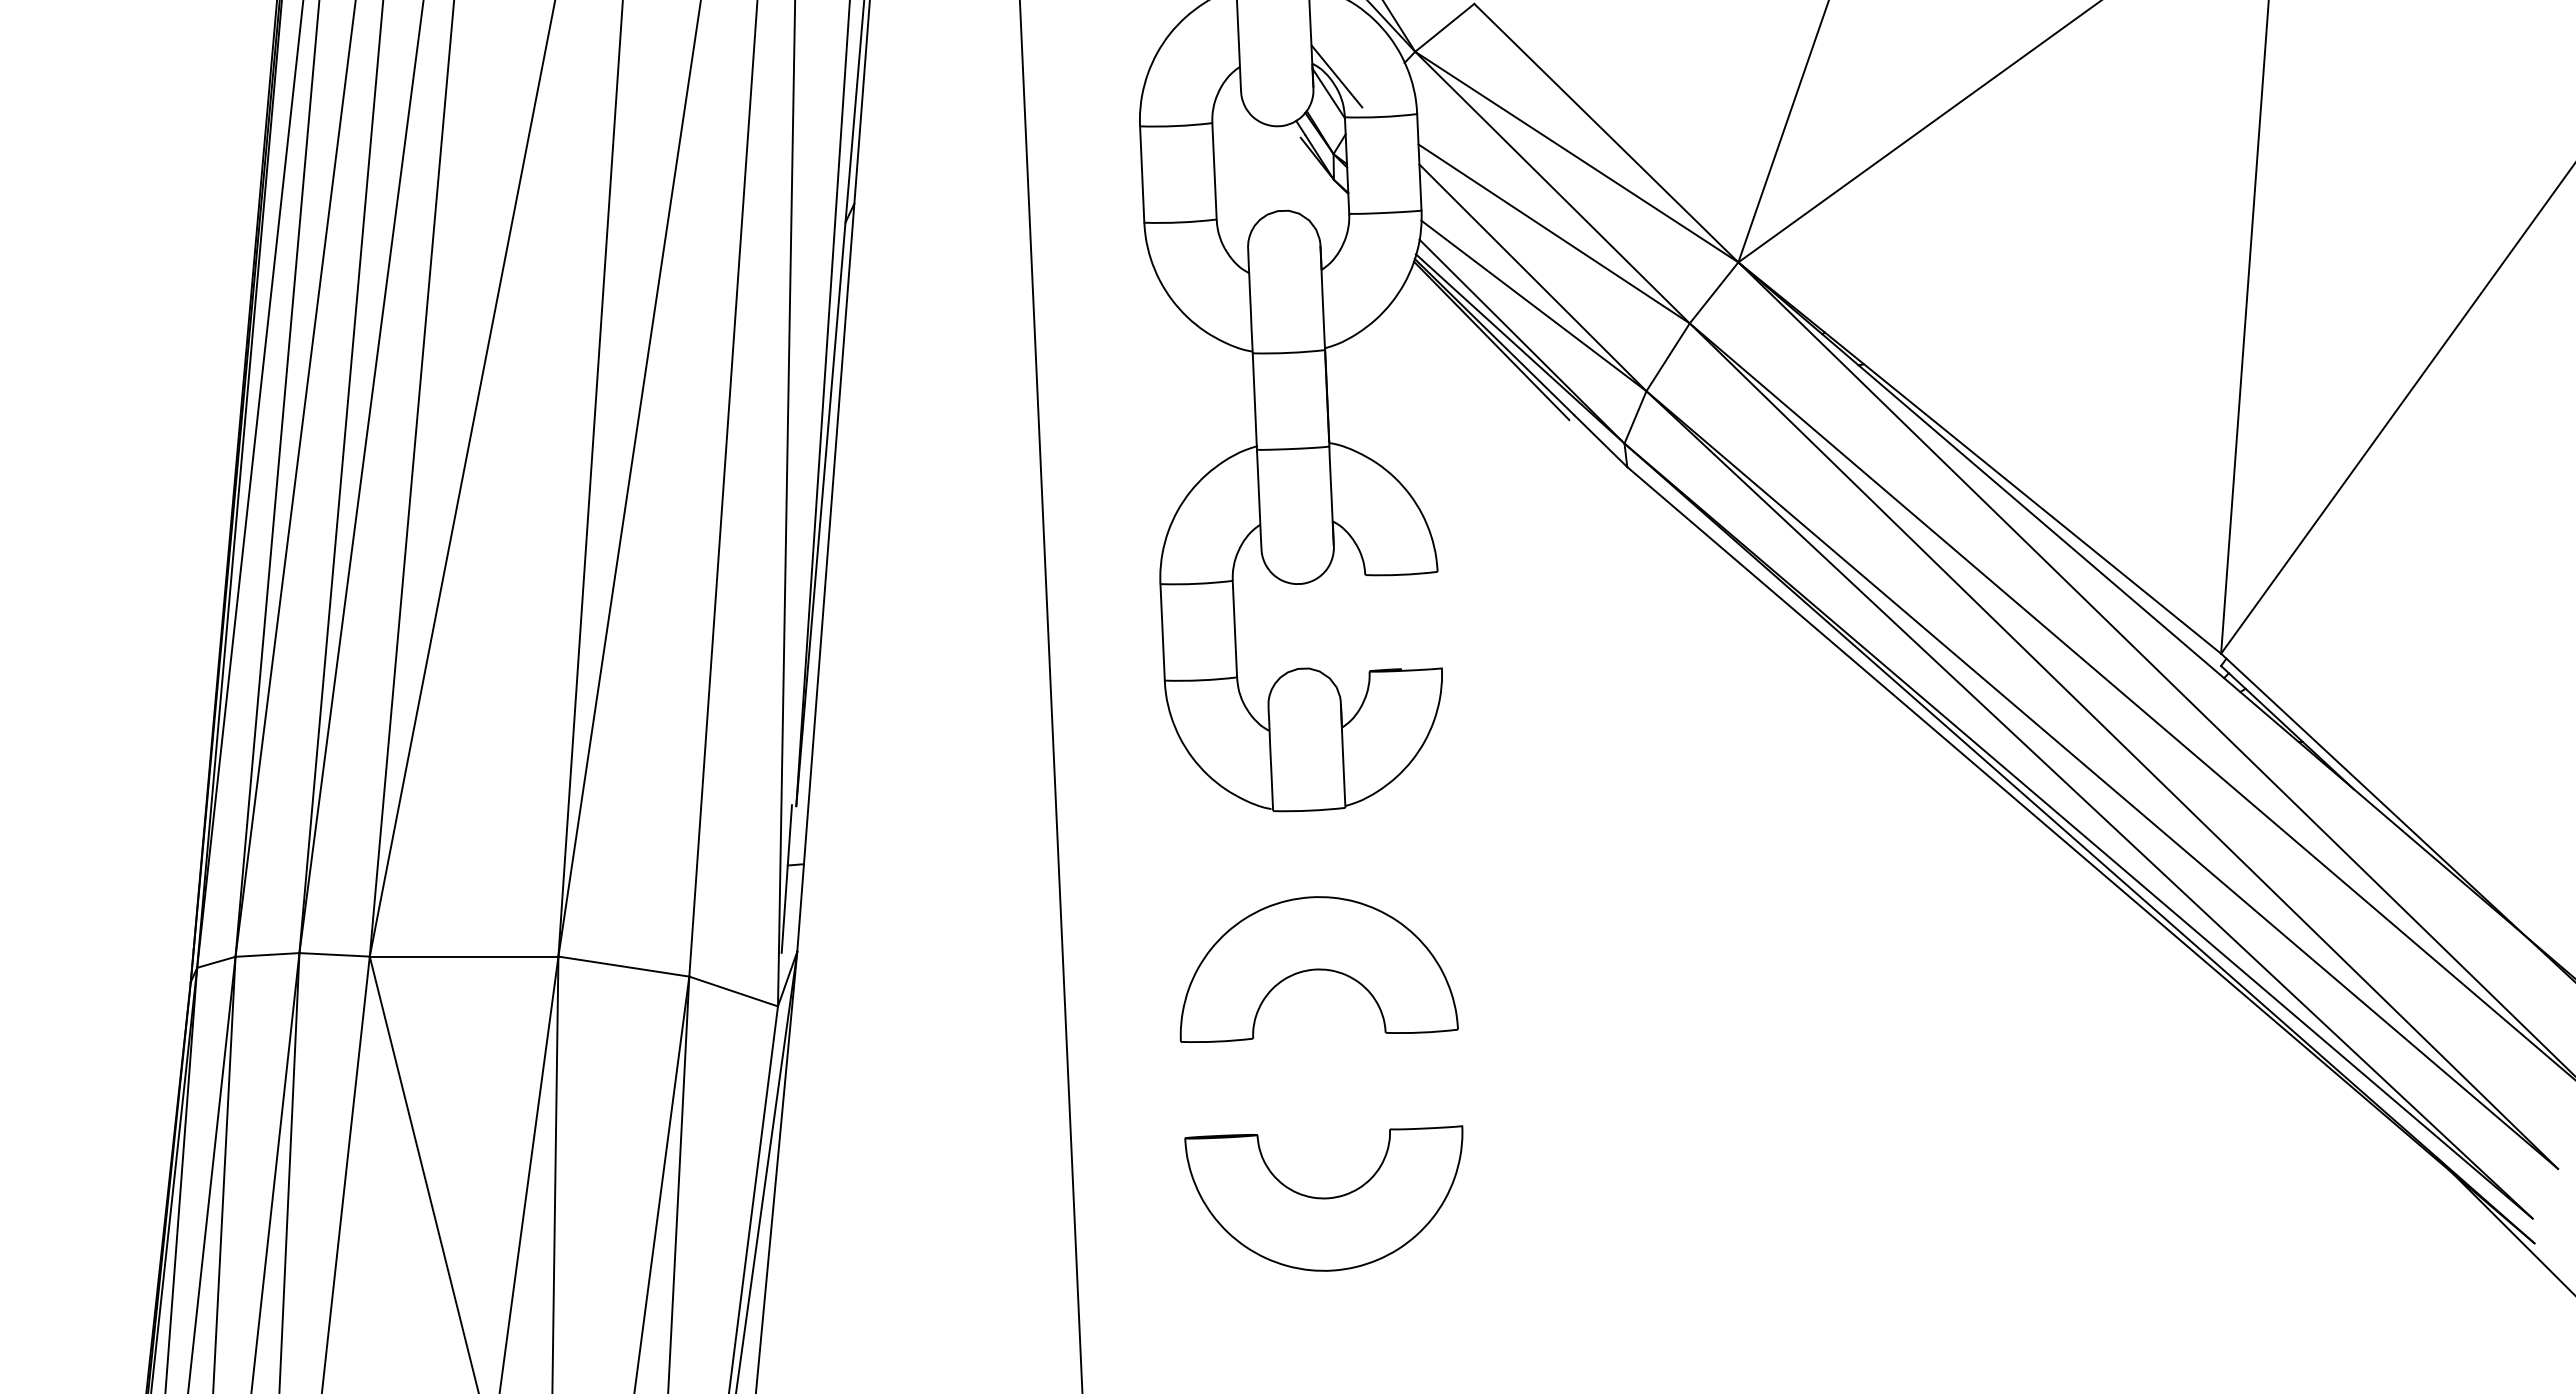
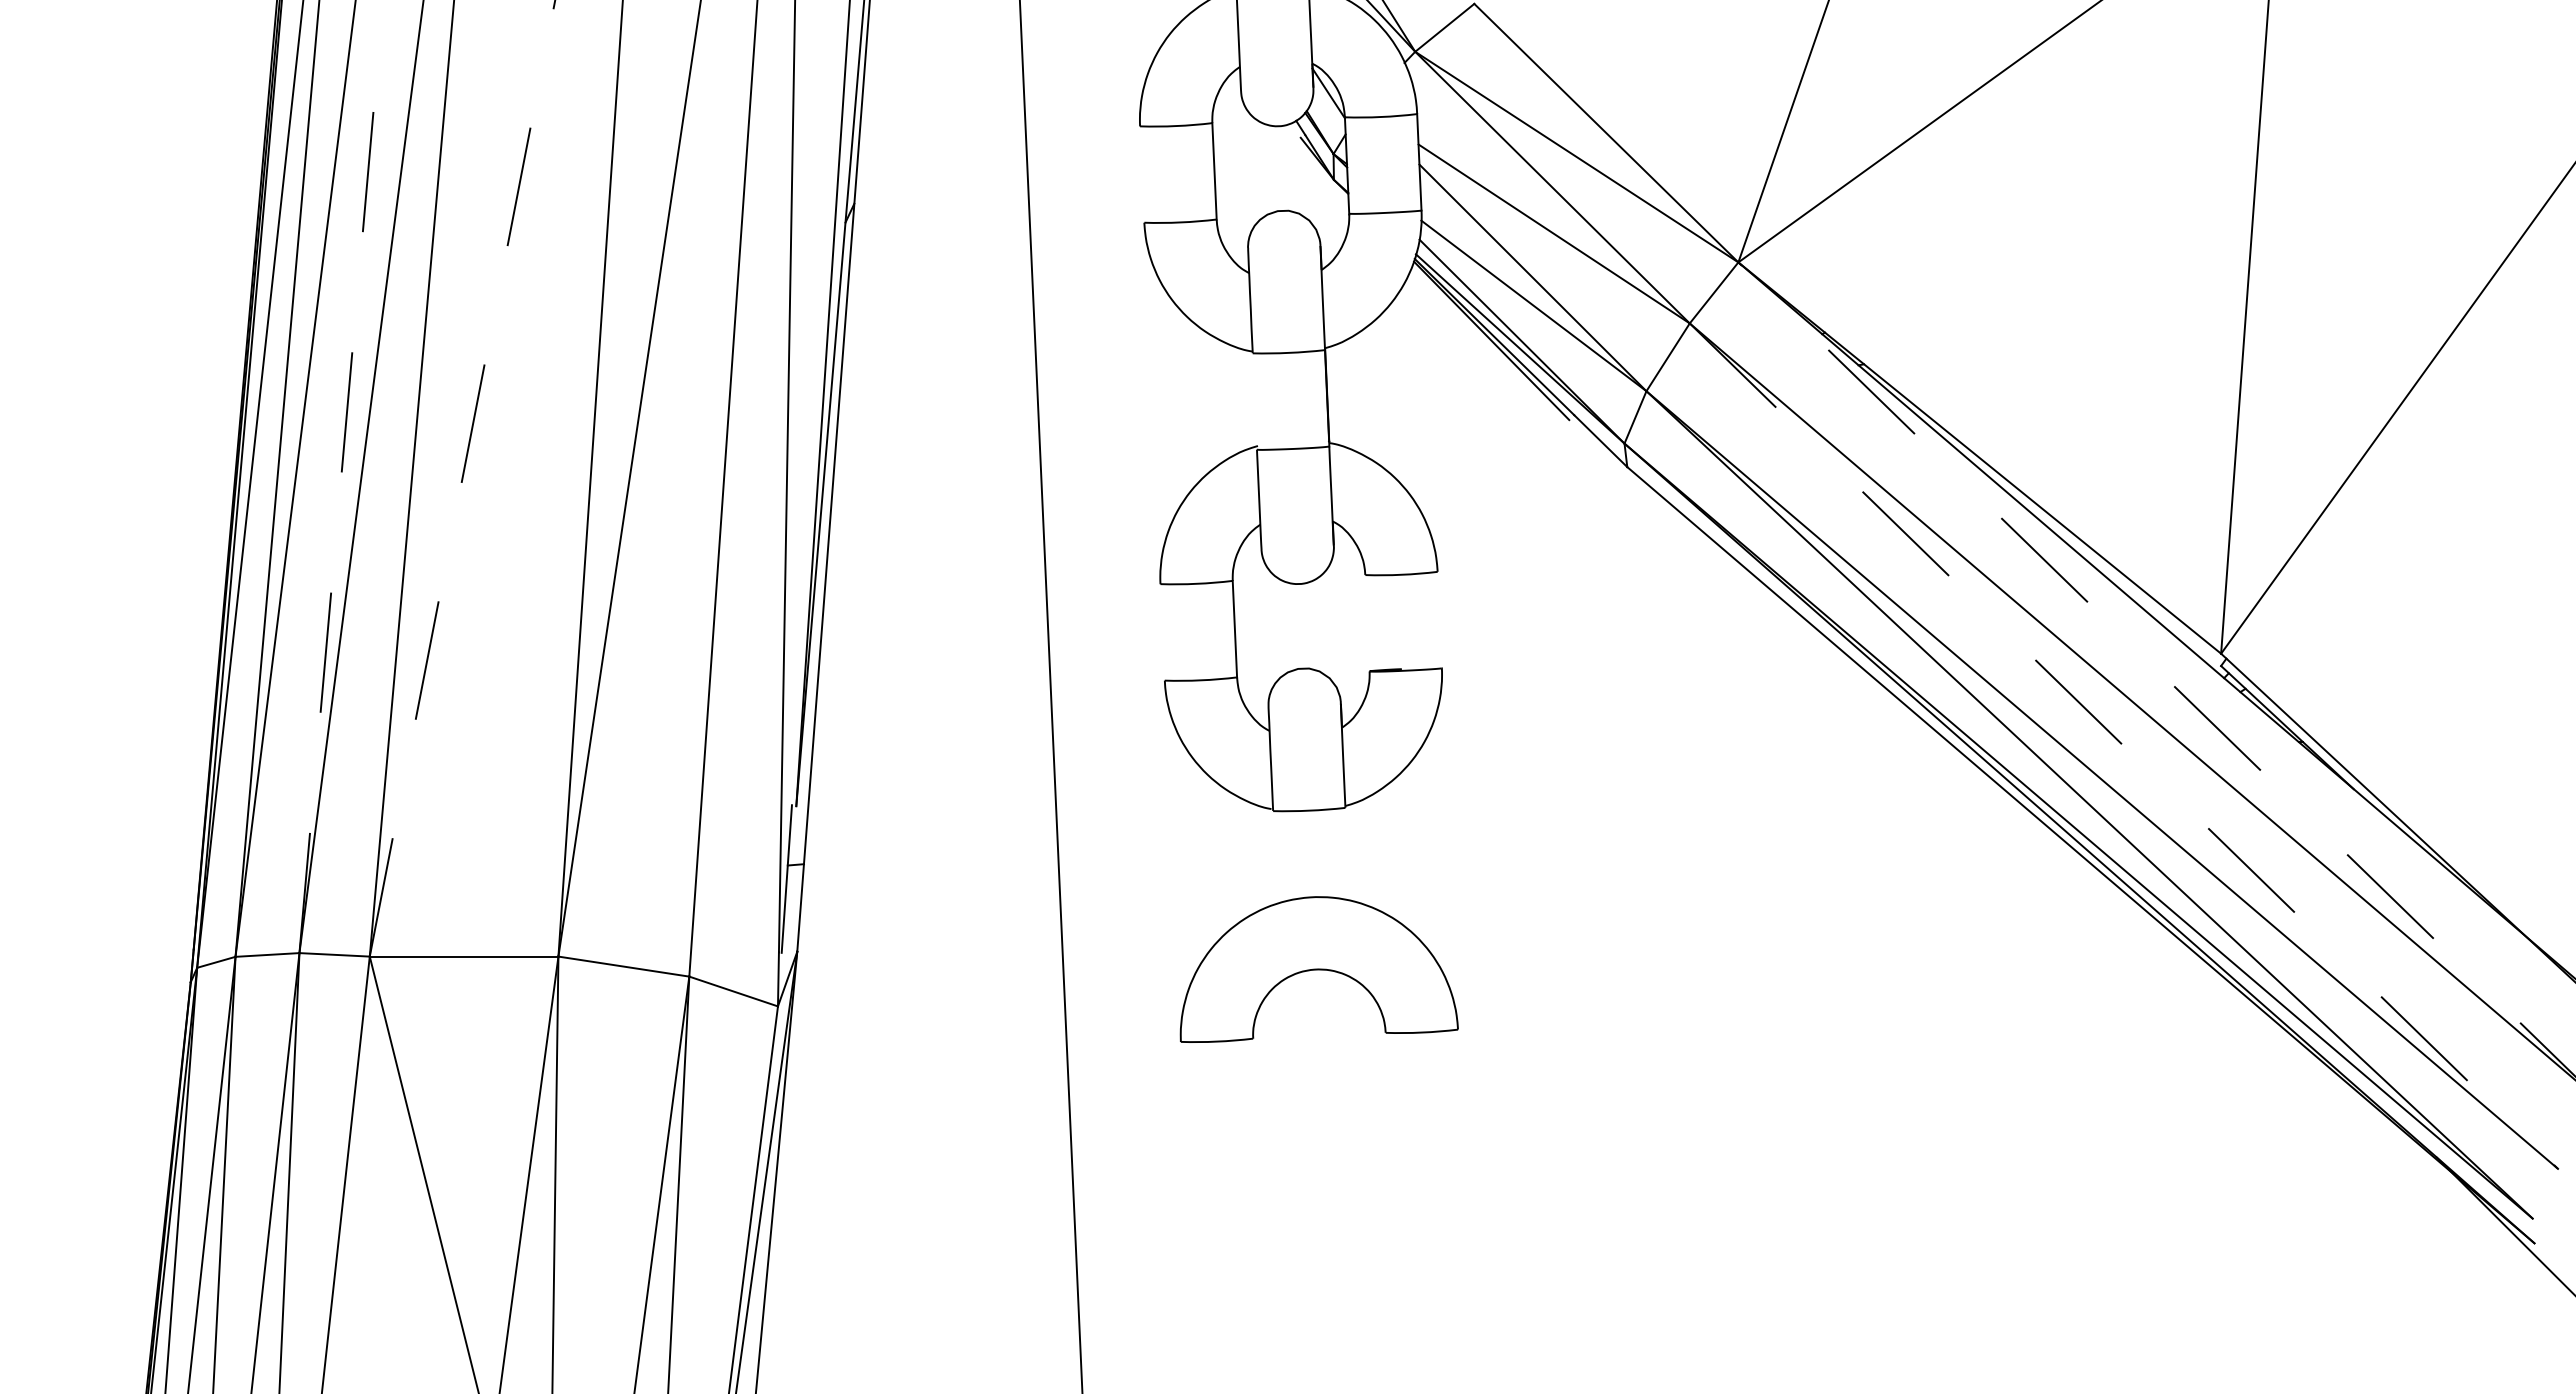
line: present -> none (1336, 76)
line: present -> none (1142, 174)
line: present -> none (1254, 401)
line: solid -> dashed (341, 476)
line: solid -> dashed (462, 478)
line: present -> none (1162, 632)
line: solid -> dashed (2156, 669)
line: solid -> dashed (2123, 746)
part: present -> none (1323, 1198)
